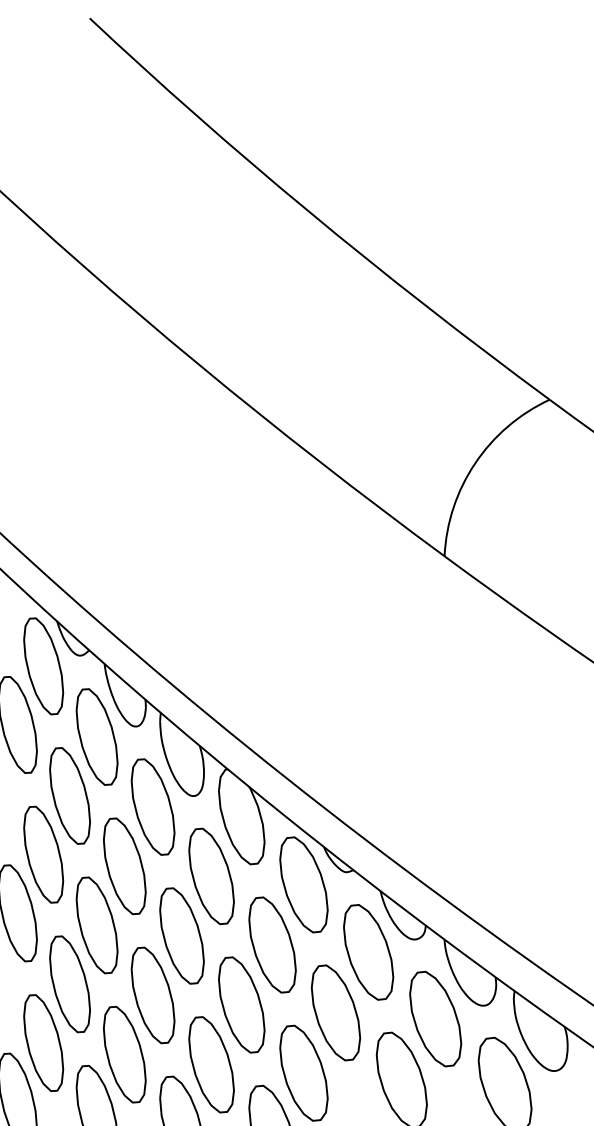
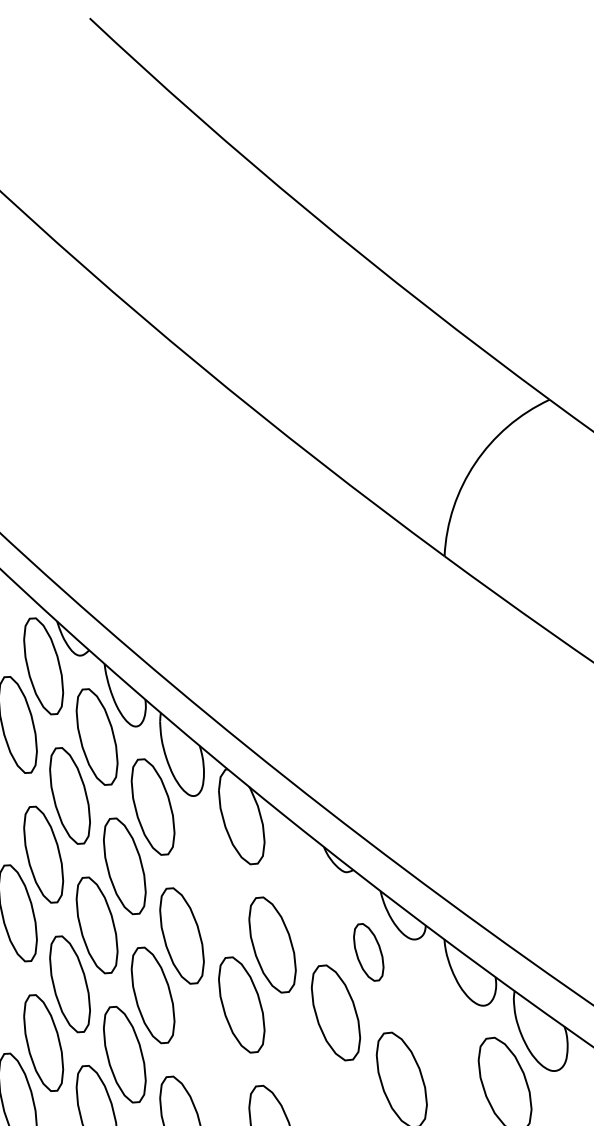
part: present -> none (211, 875)
part: present -> none (303, 884)
part size: 52x97 px -> 32x59 px (368, 952)
part: present -> none (435, 1018)
part: present -> none (211, 1064)
part: present -> none (303, 1072)
